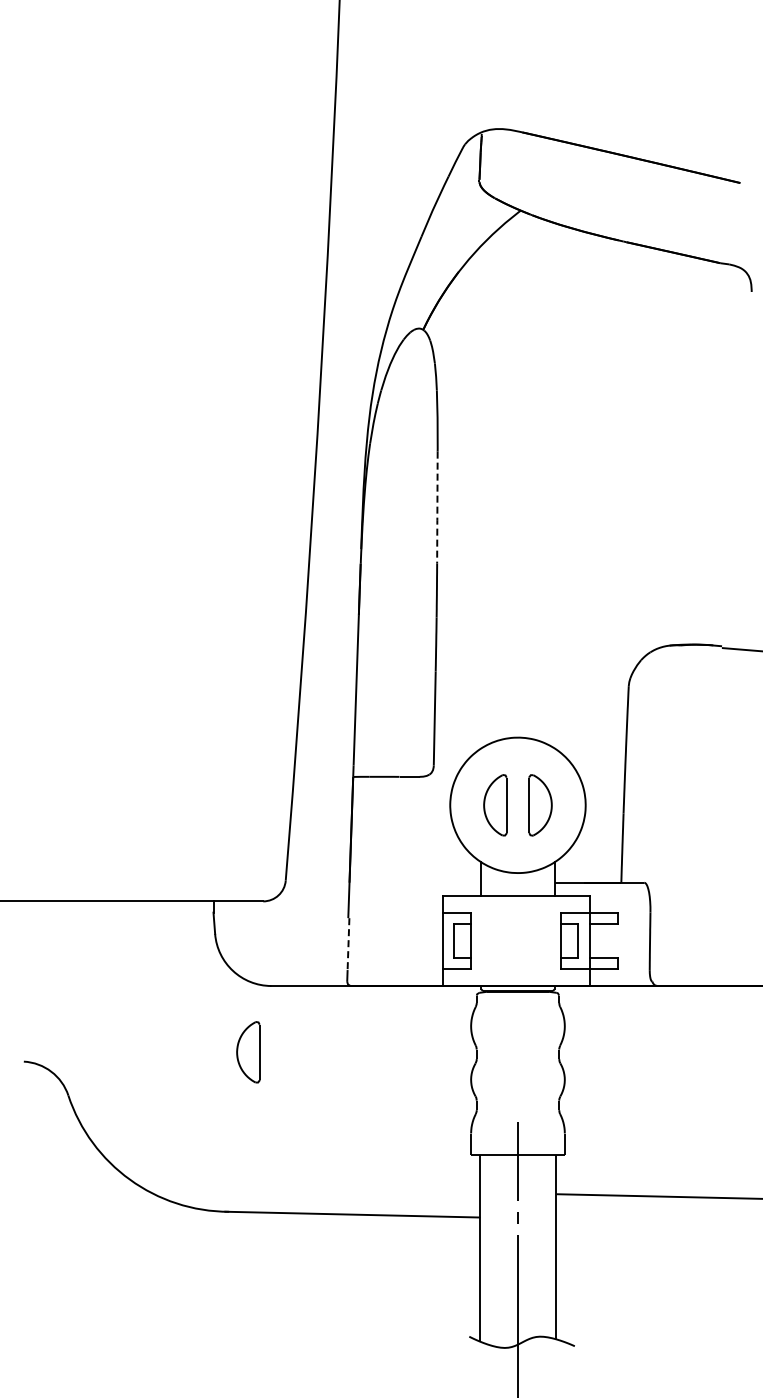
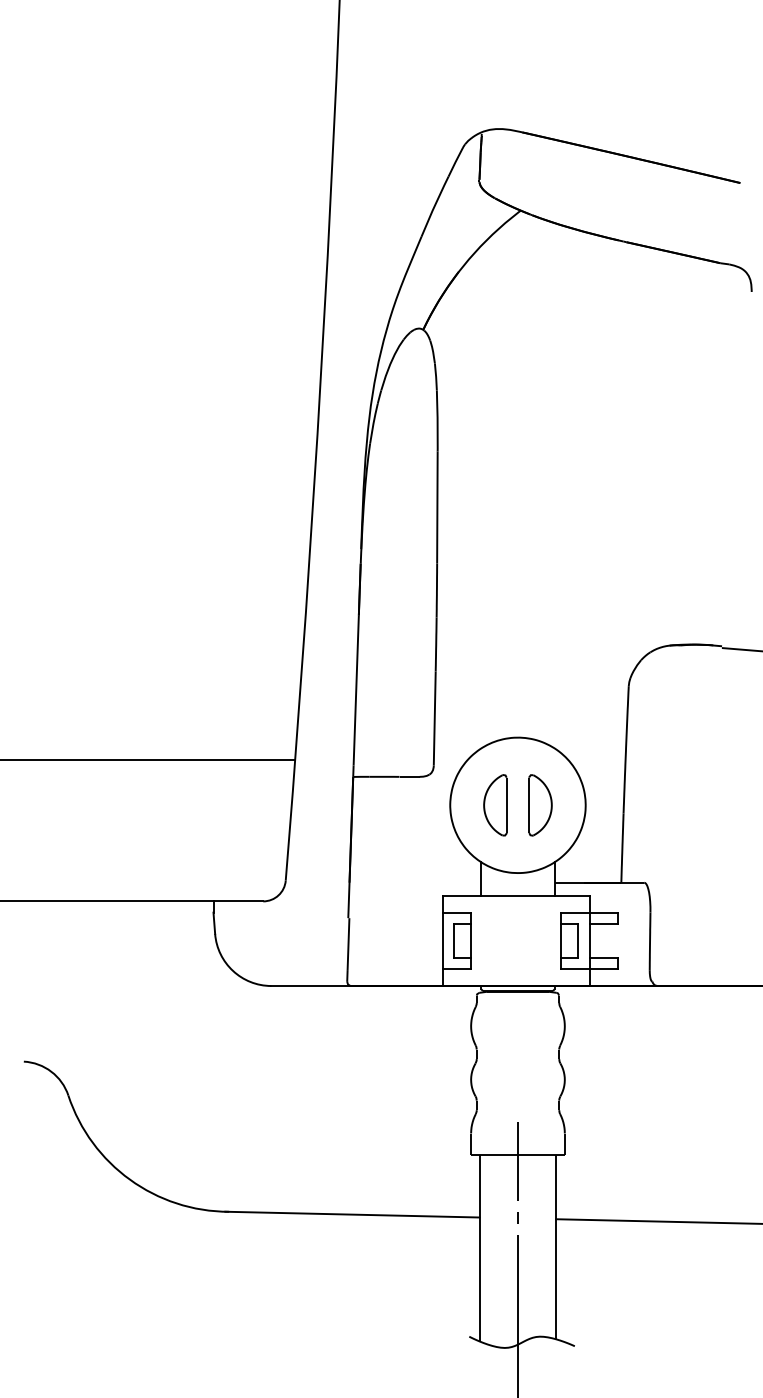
line: dashed -> solid (437, 508)
line: none -> present (148, 760)
line: dashed -> solid (348, 944)
part: present -> none (248, 1052)
line position: (658, 1196) -> (657, 1221) (657, 1221)
